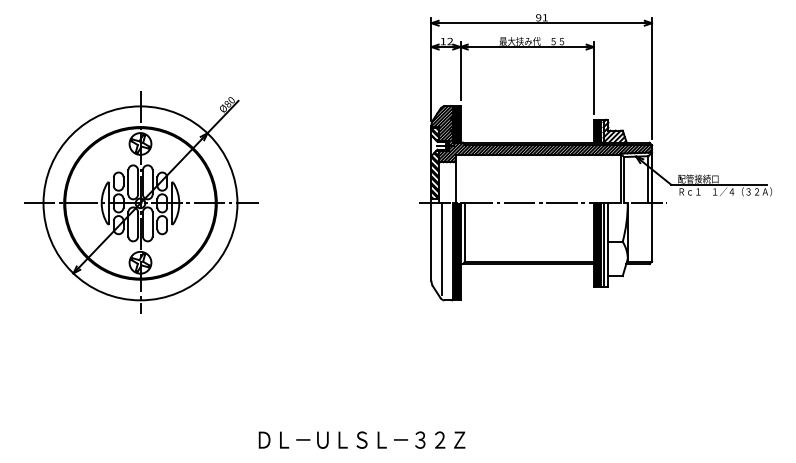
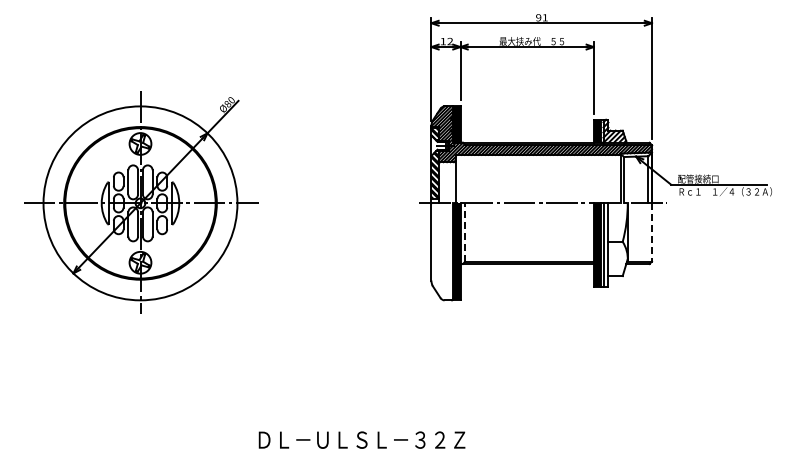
line: solid -> dashed (465, 231)
line: solid -> dashed (652, 232)
line: present -> none (441, 248)
